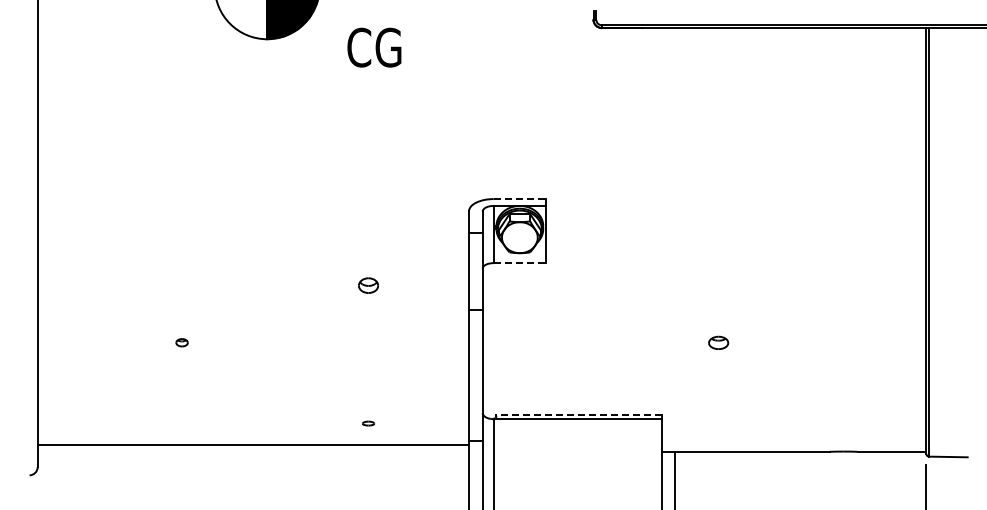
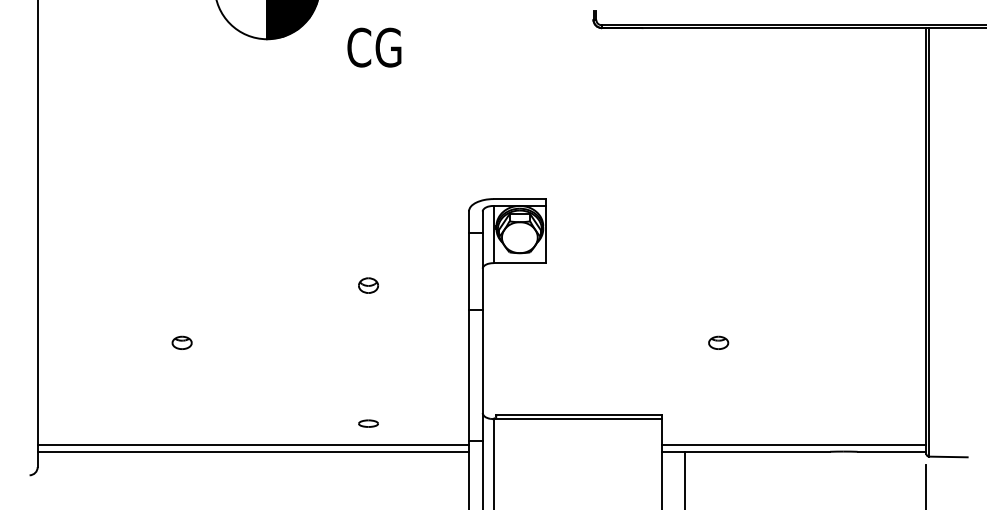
line: dashed -> solid (520, 199)
line: dashed -> solid (520, 263)
part size: 14x10 px -> 22x15 px (181, 342)
line: dashed -> solid (579, 414)
part size: 14x7 px -> 21x9 px (368, 423)
line: none -> present (793, 444)
line: none -> present (252, 451)
line position: (674, 478) -> (684, 478) (684, 478)
